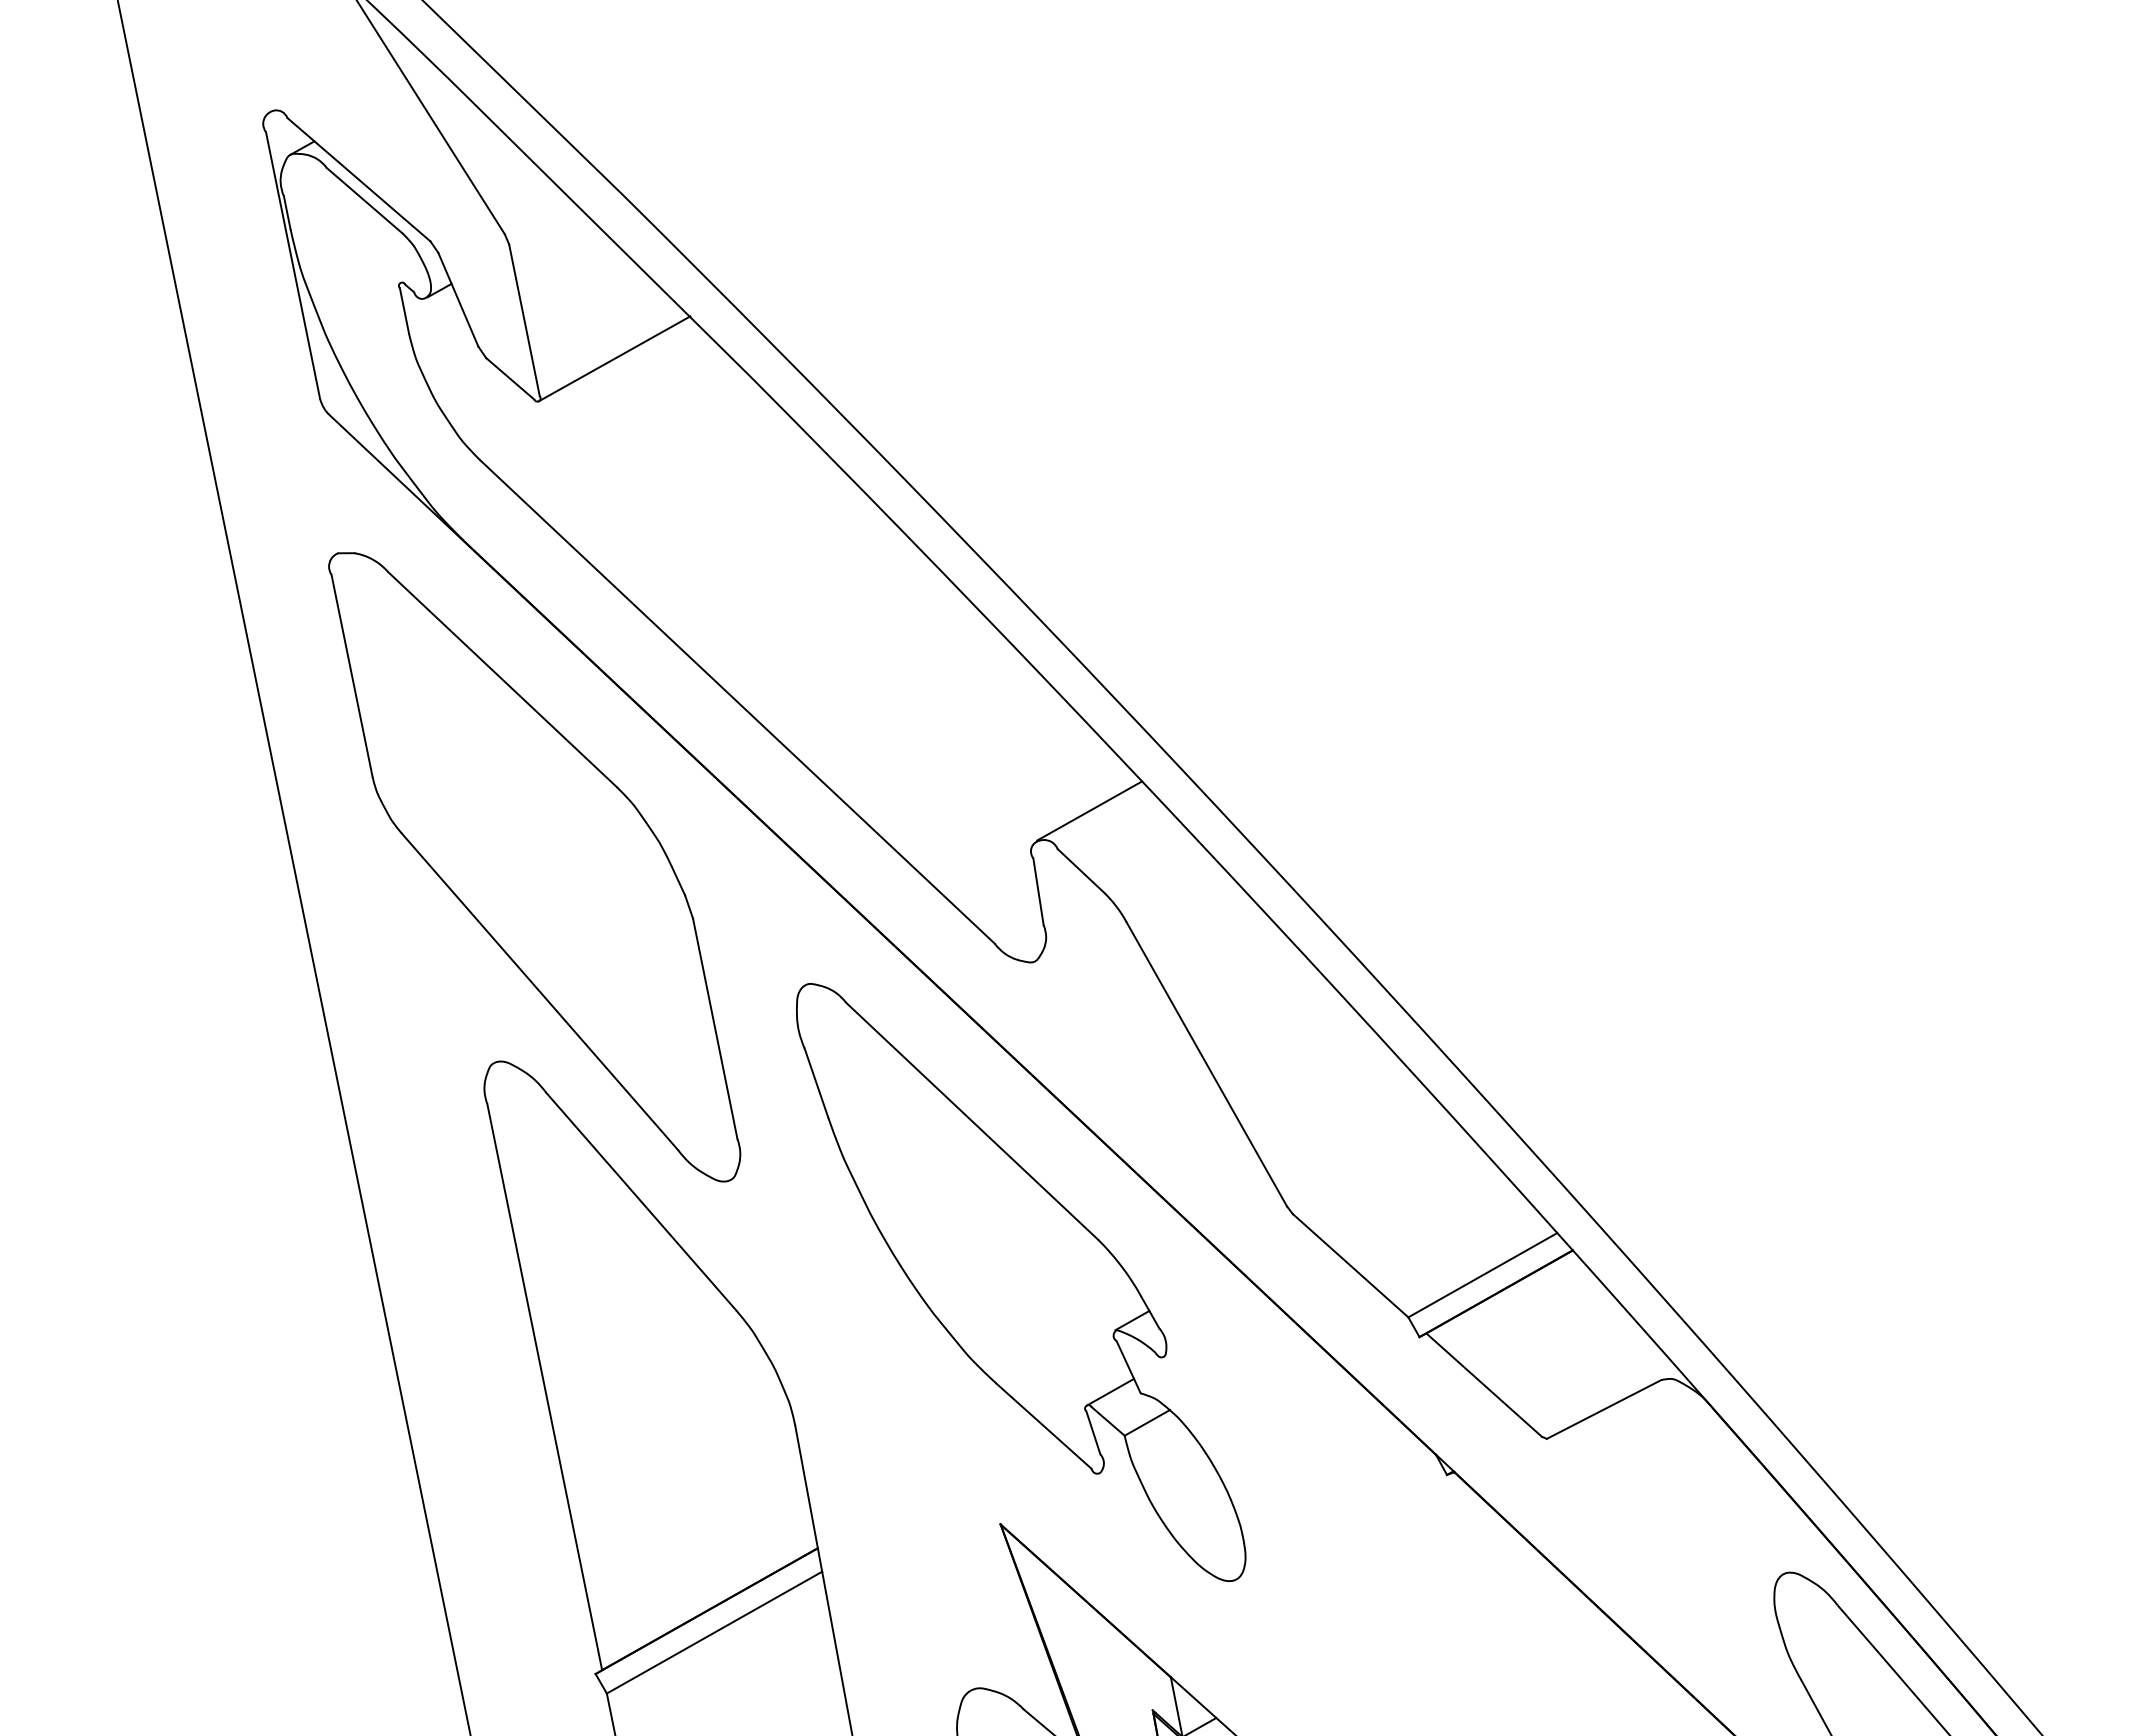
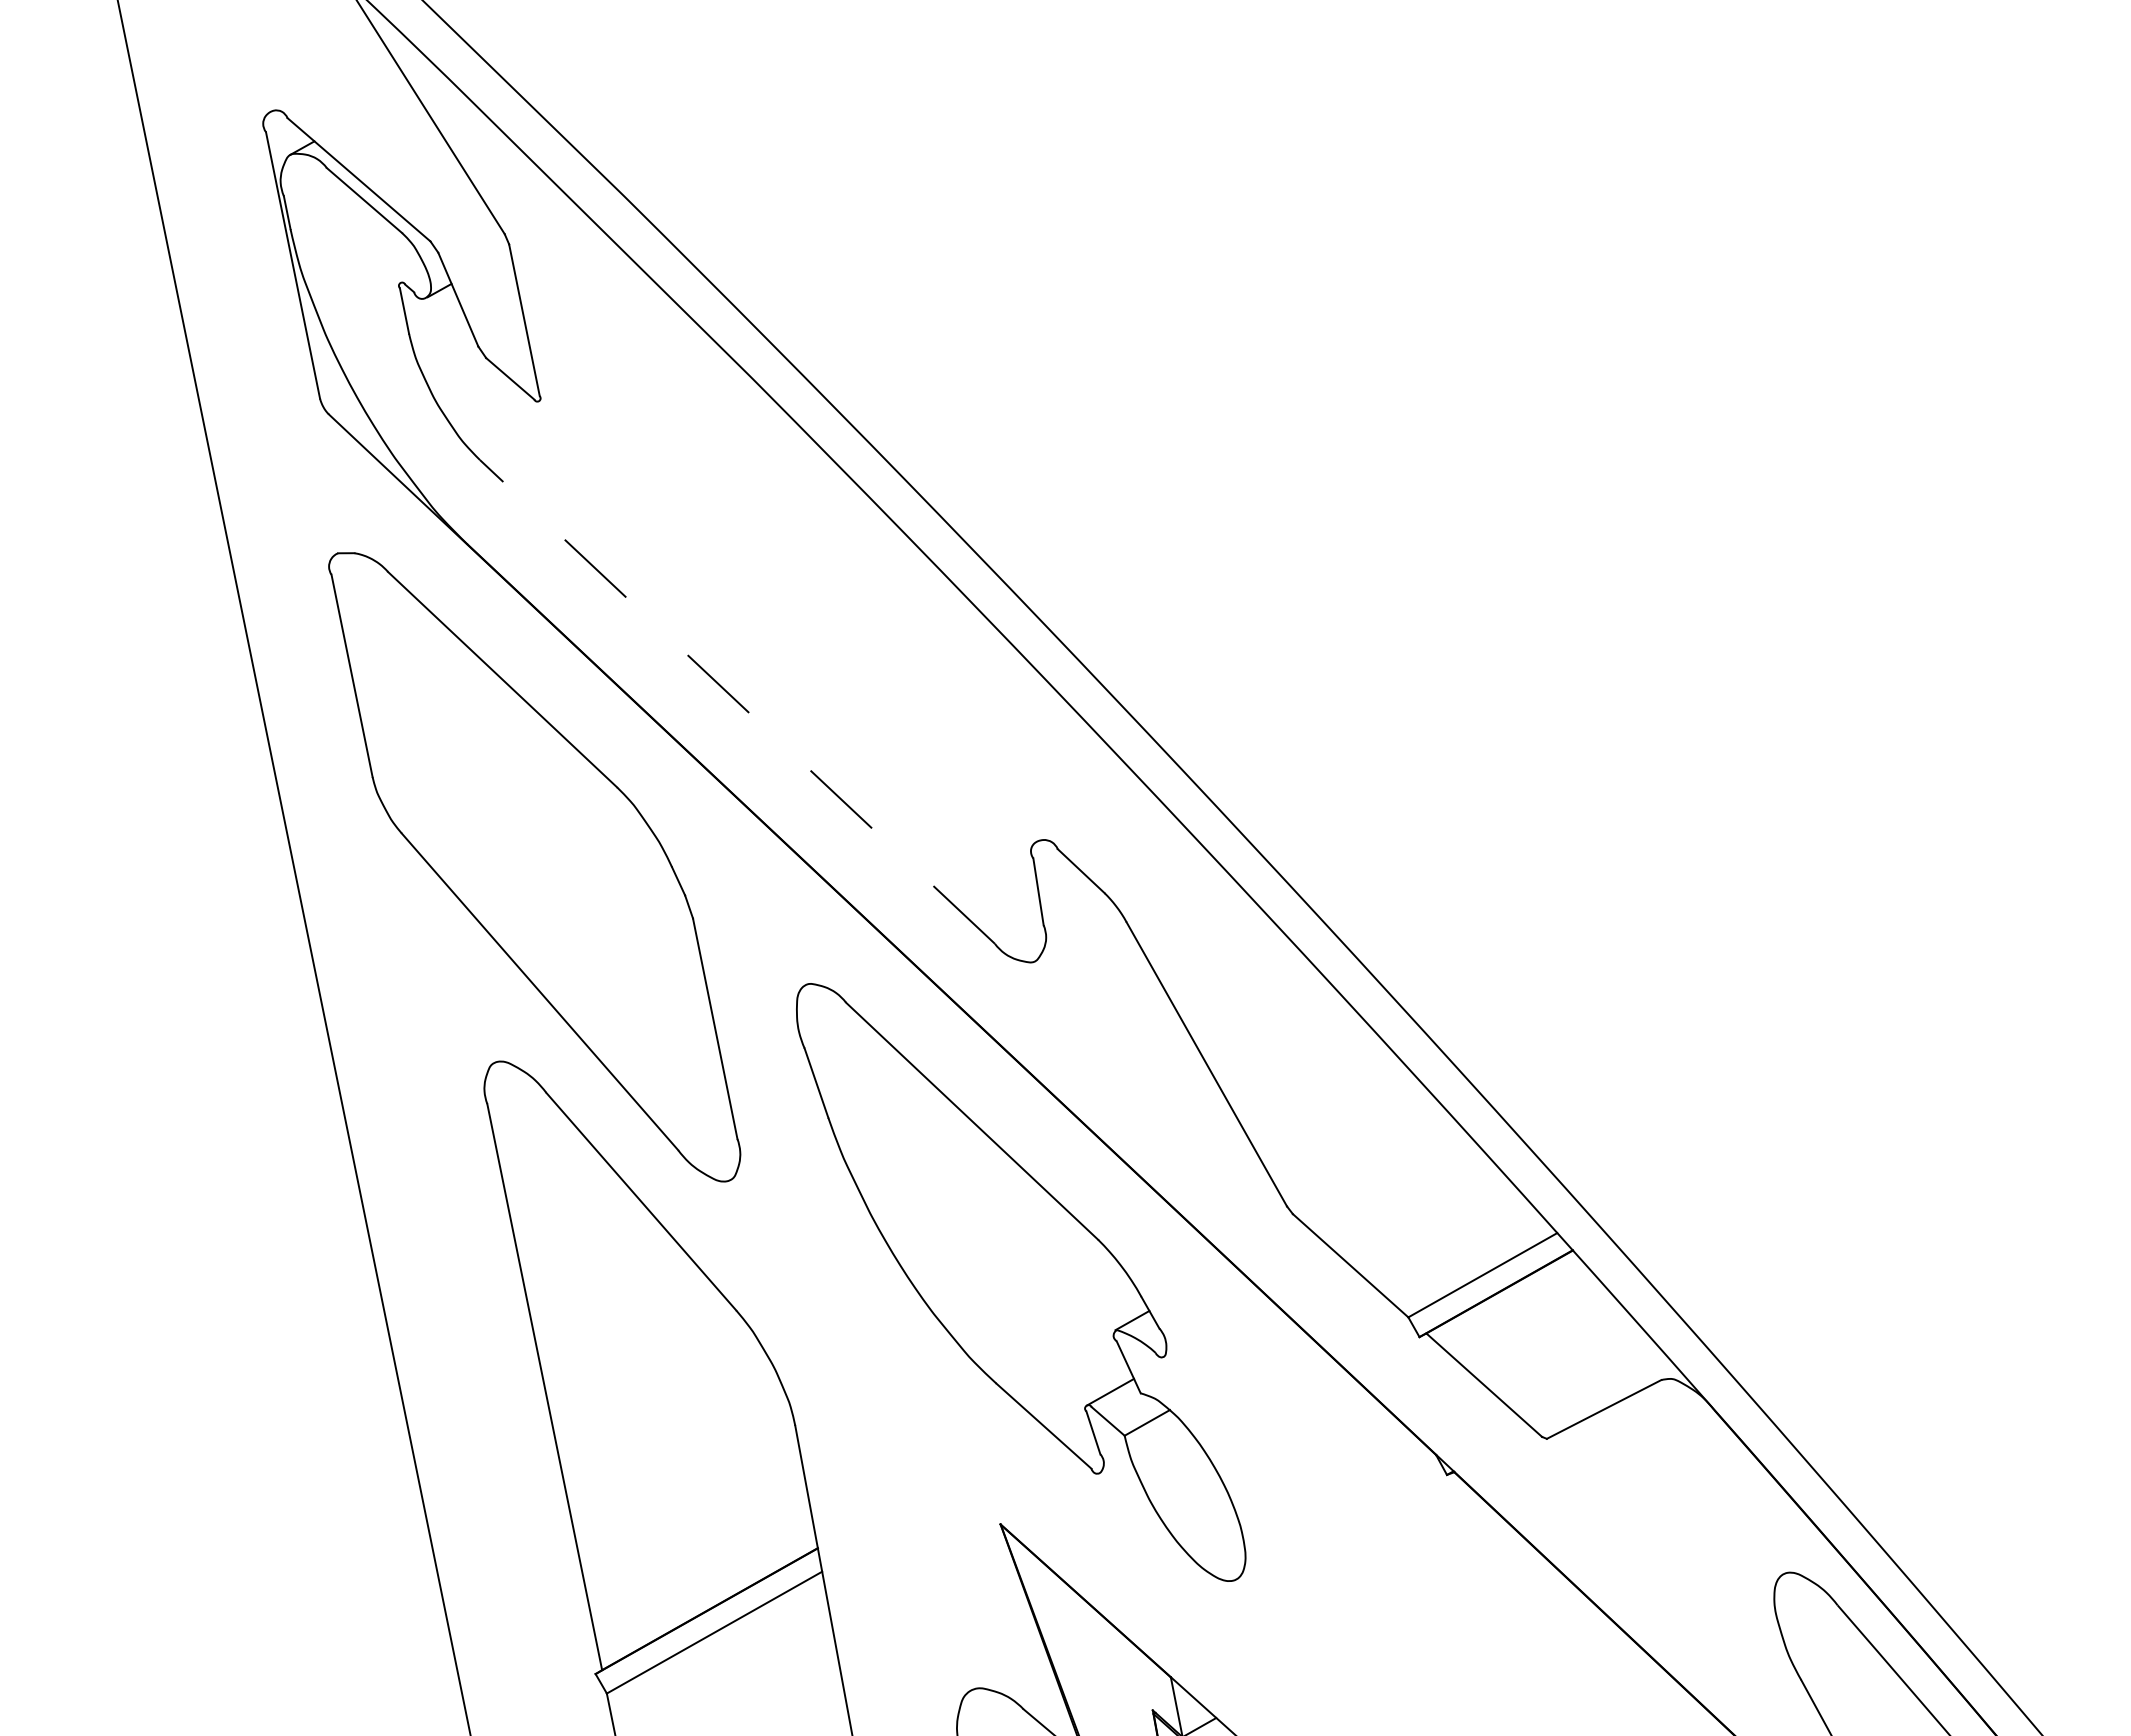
line: present -> none (614, 358)
line: solid -> dashed (737, 701)
line: present -> none (1089, 810)
